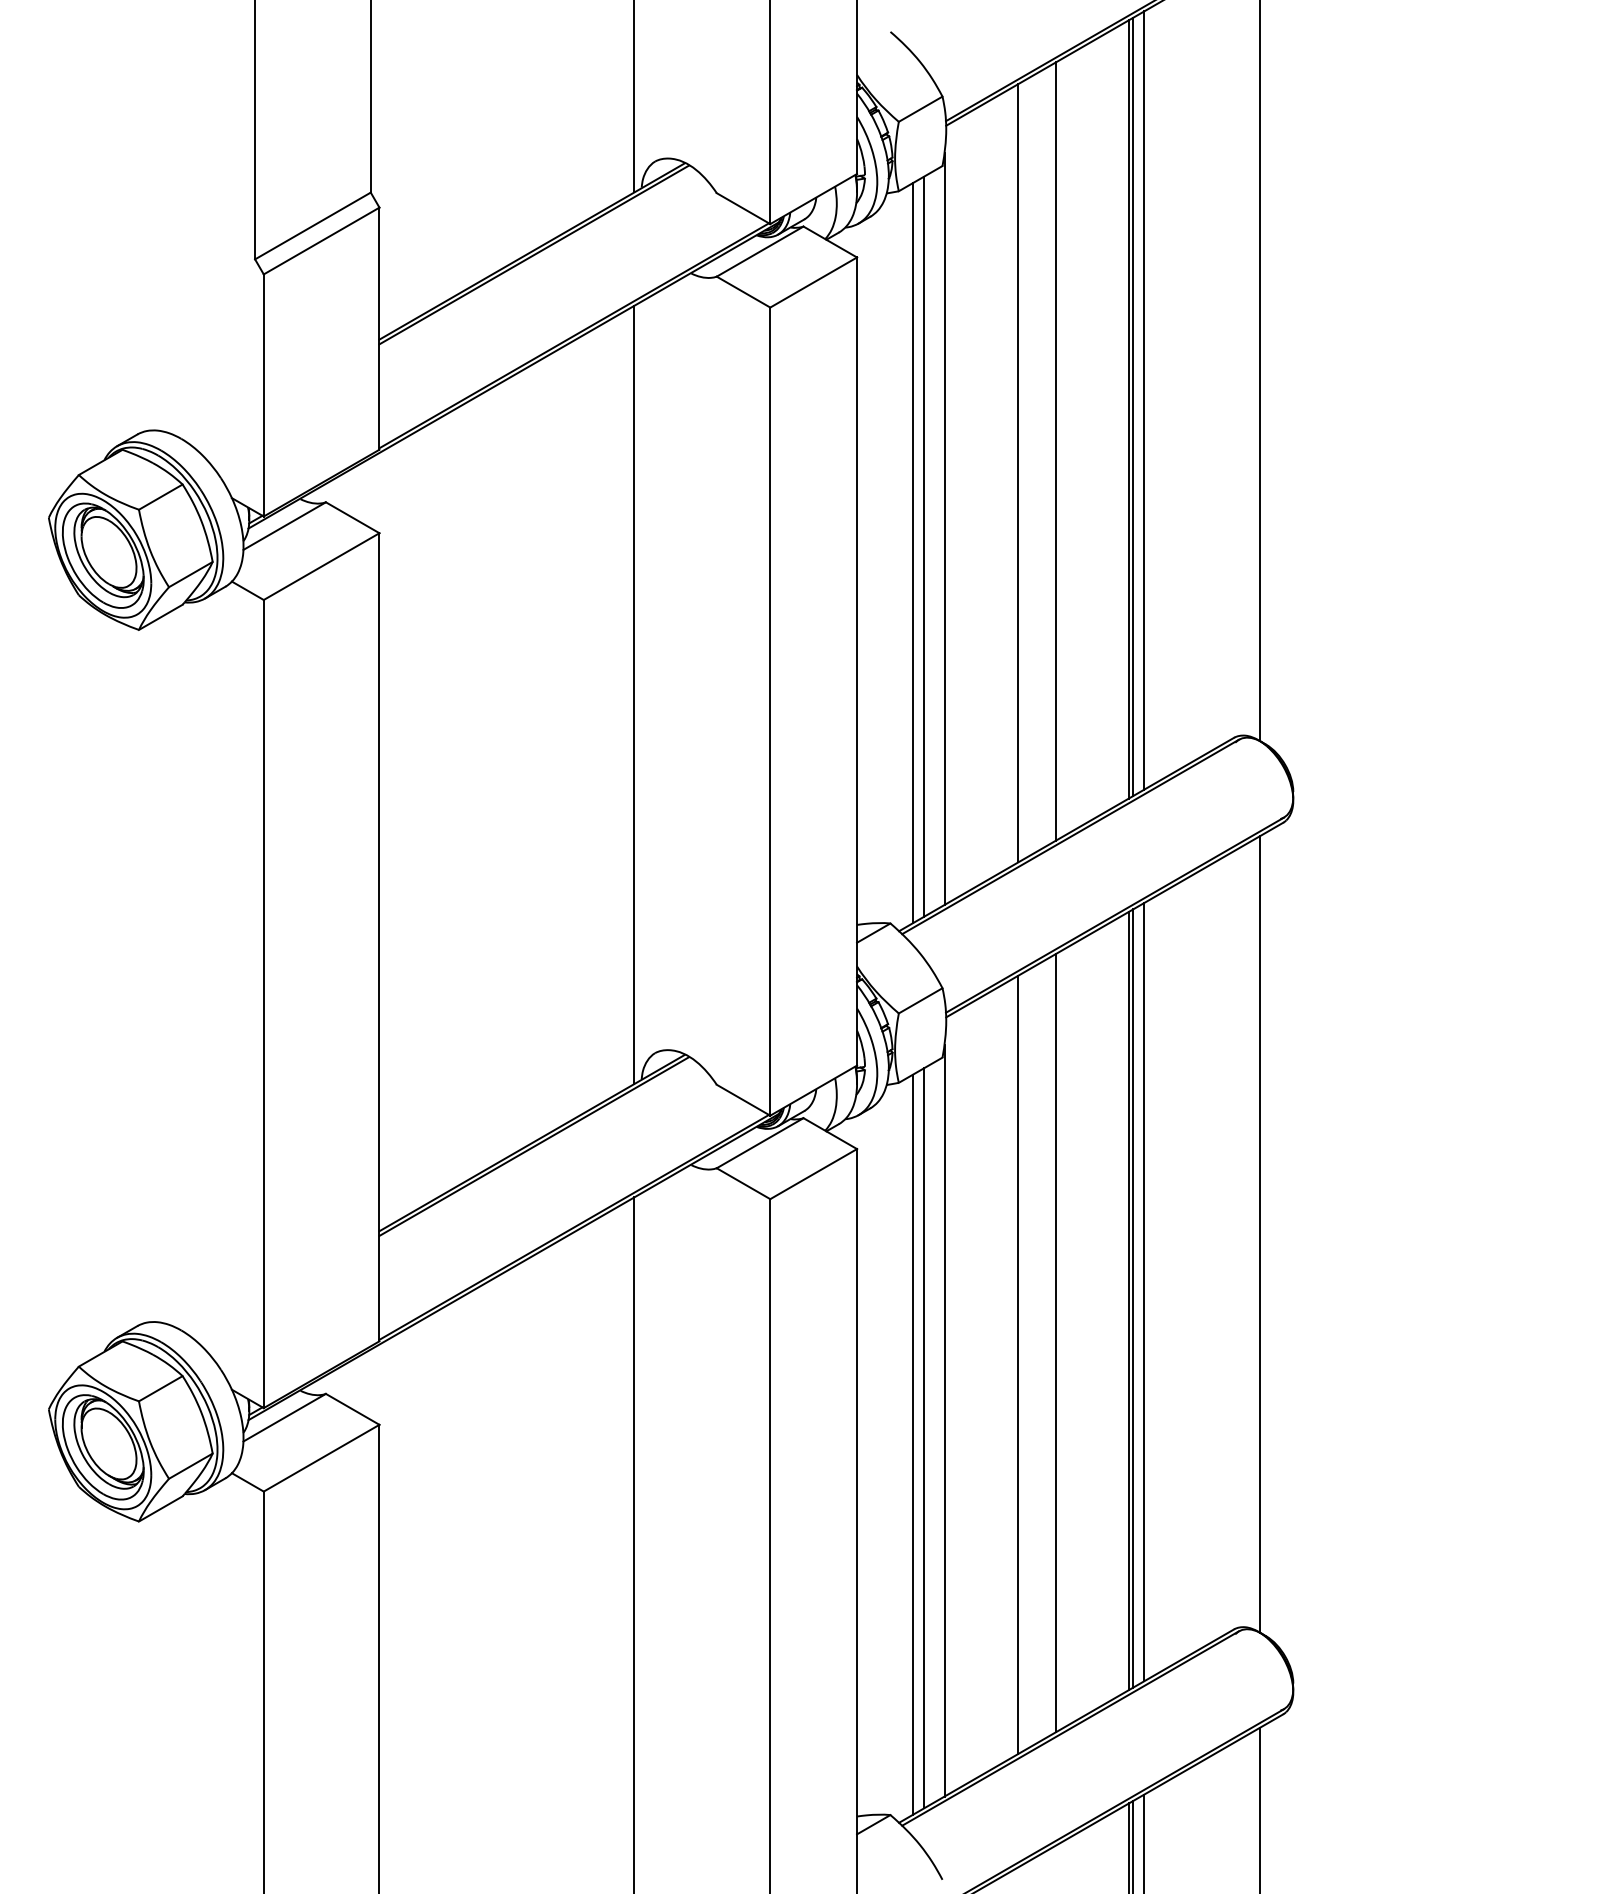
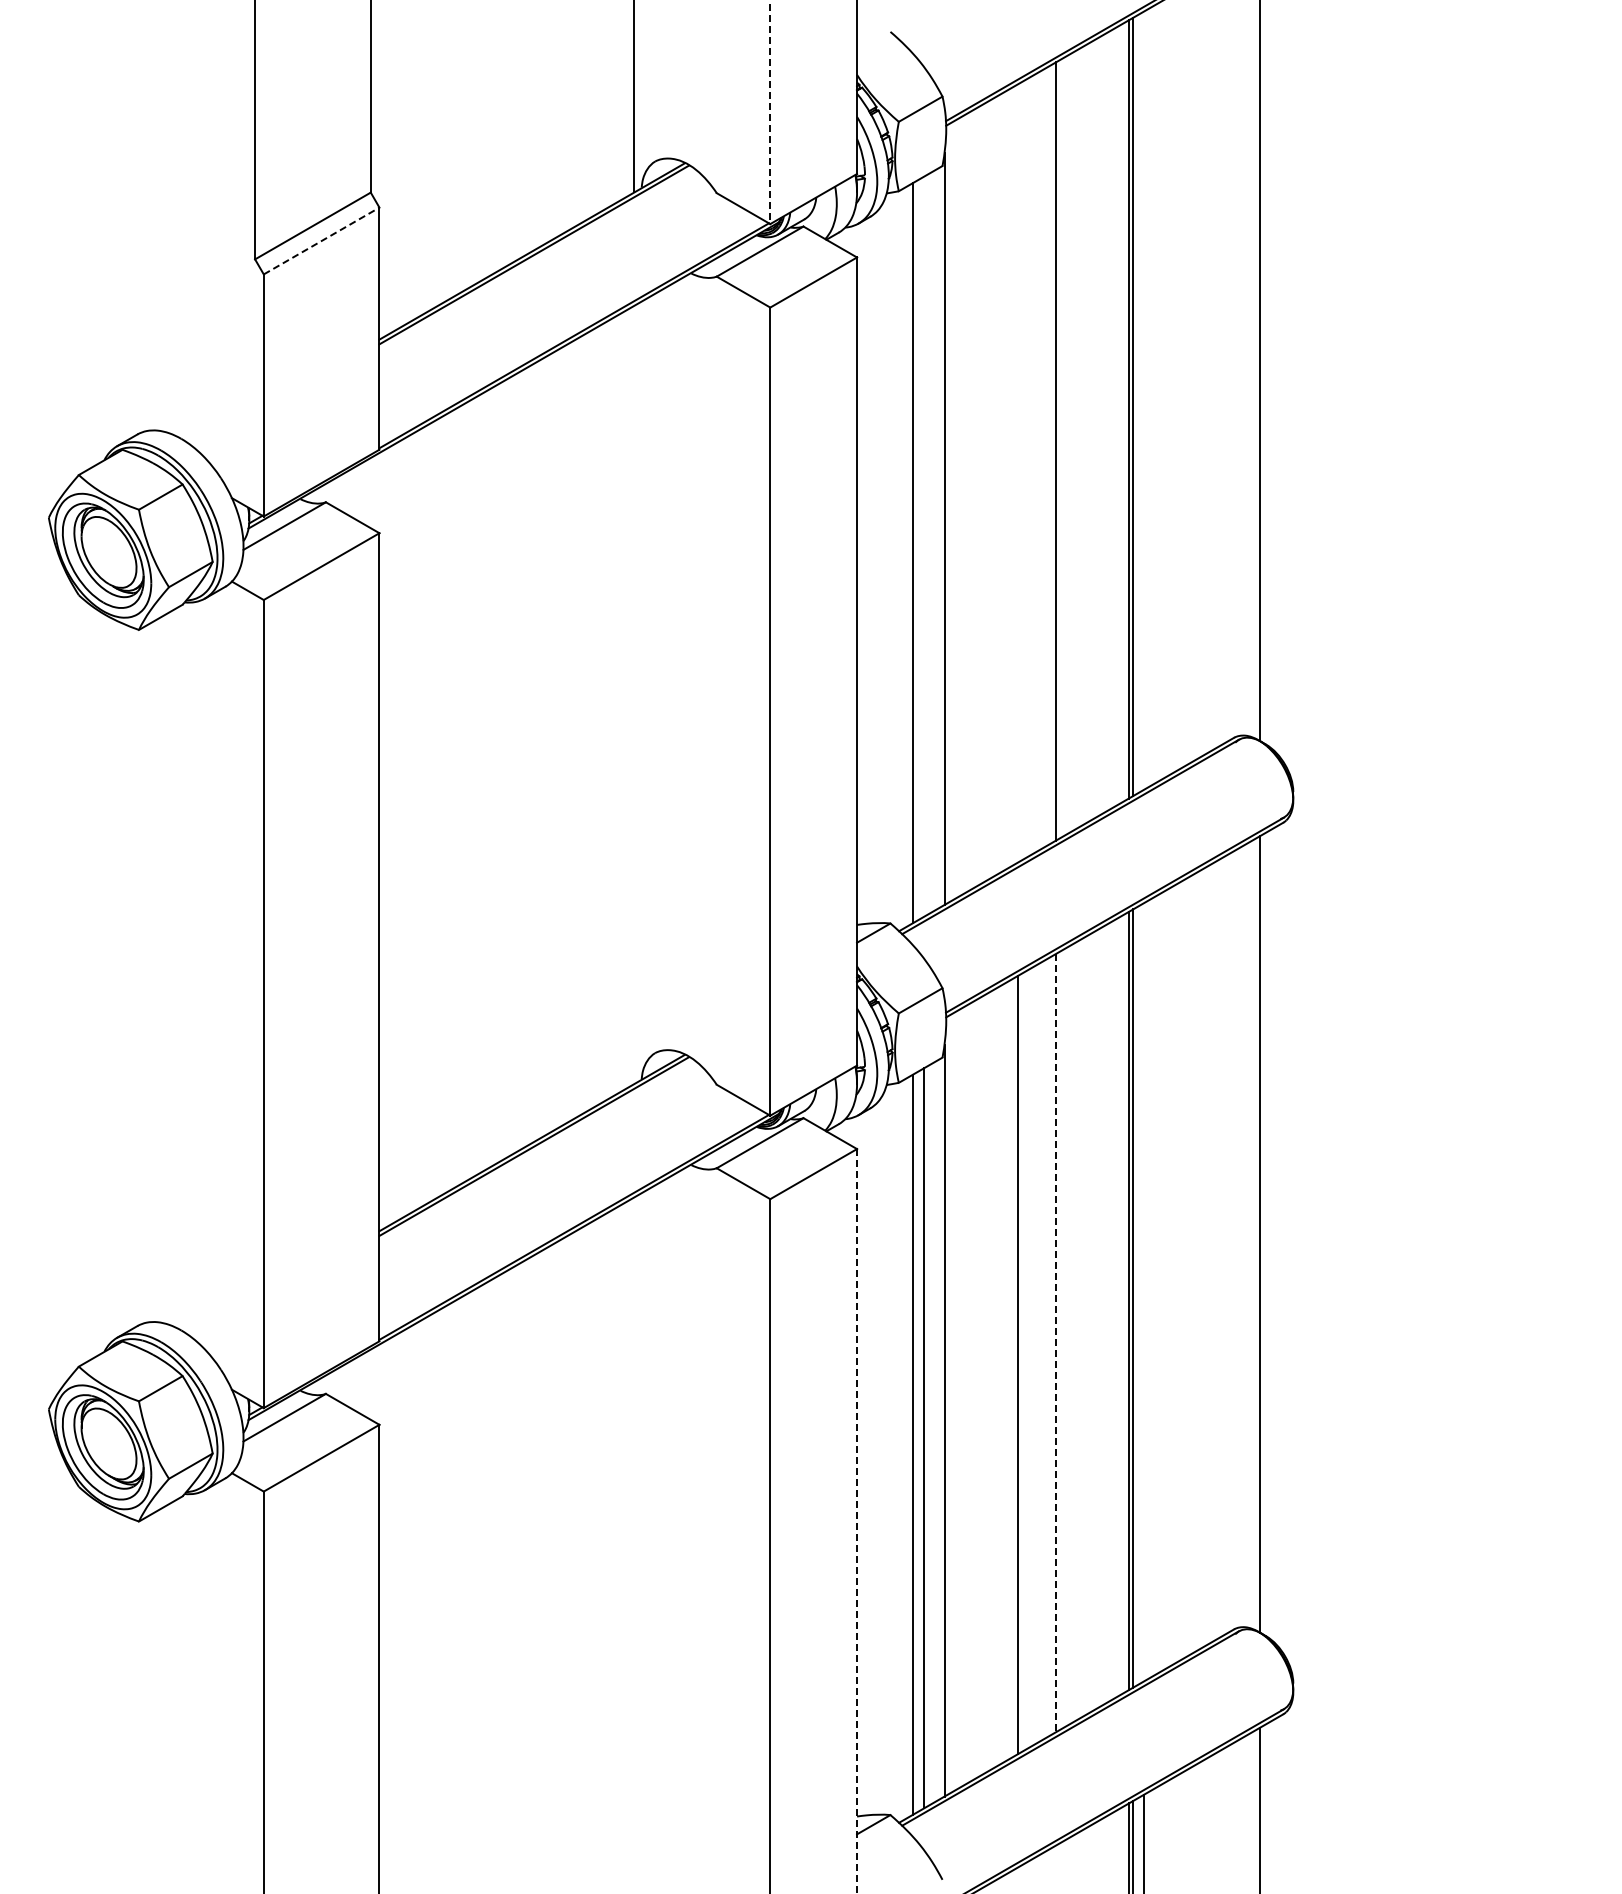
line: solid -> dashed (770, 112)
line: solid -> dashed (321, 241)
line: present -> none (1144, 400)
line: present -> none (1018, 473)
line: present -> none (924, 546)
line: present -> none (634, 694)
line: present -> none (1144, 1291)
line: solid -> dashed (1055, 1343)
line: solid -> dashed (857, 1521)
line: present -> none (634, 1543)
